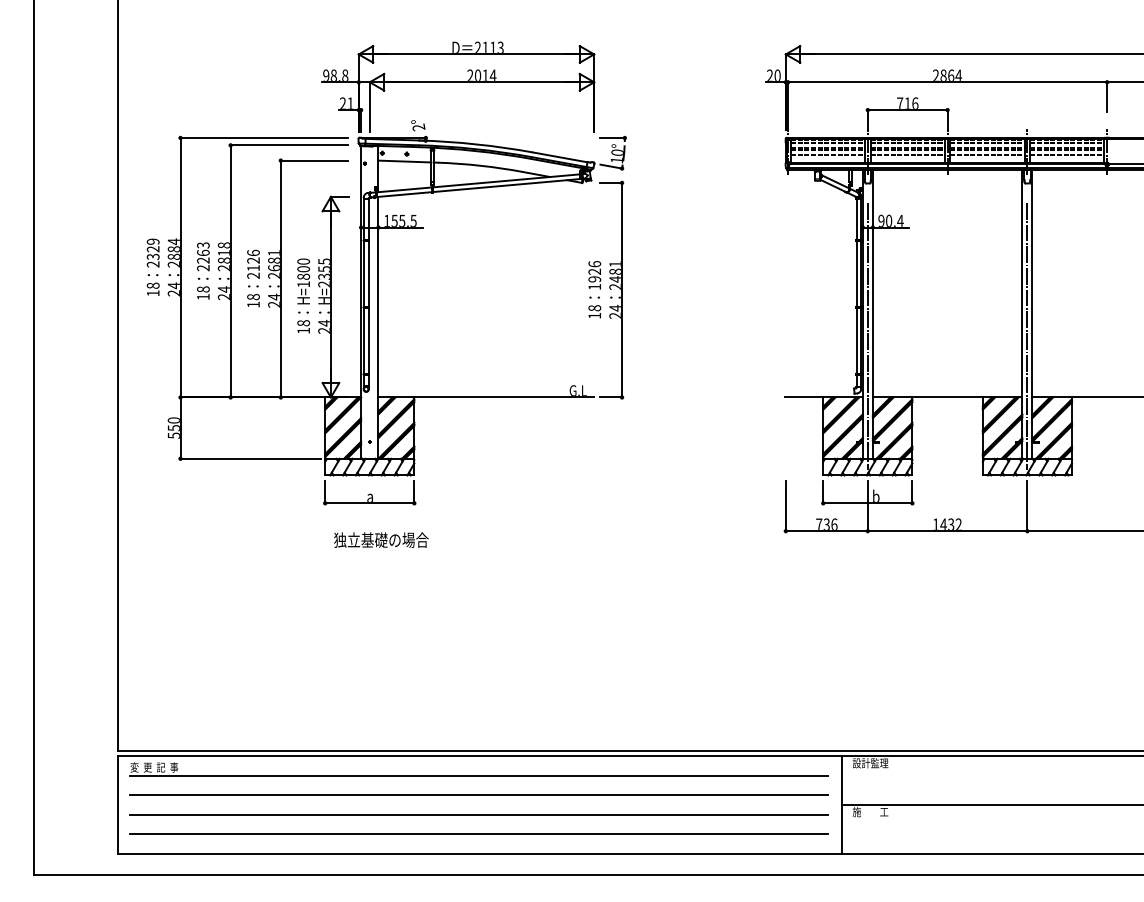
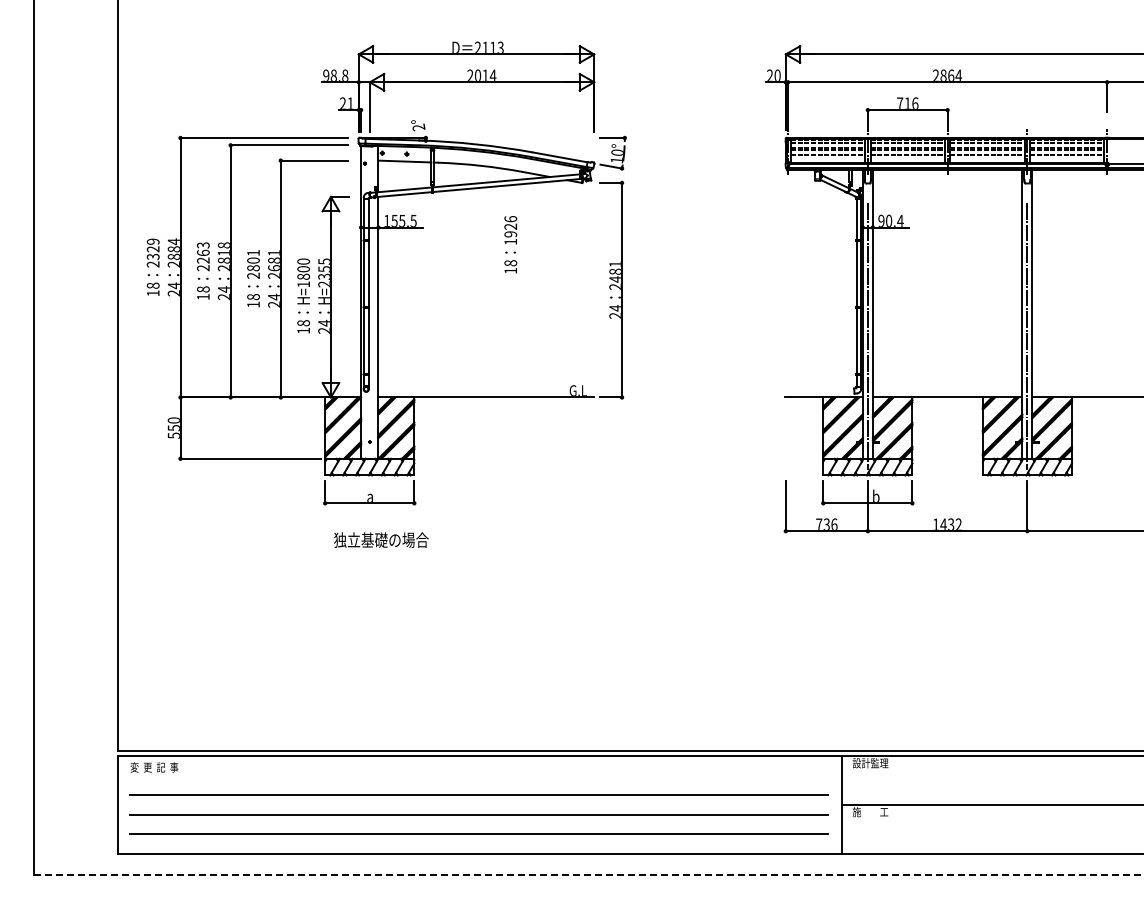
text: 2126 -> 2801 (253, 260)
text position: (594, 289) -> (510, 244) (510, 244)
line: present -> none (478, 775)
line: solid -> dashed (589, 874)
